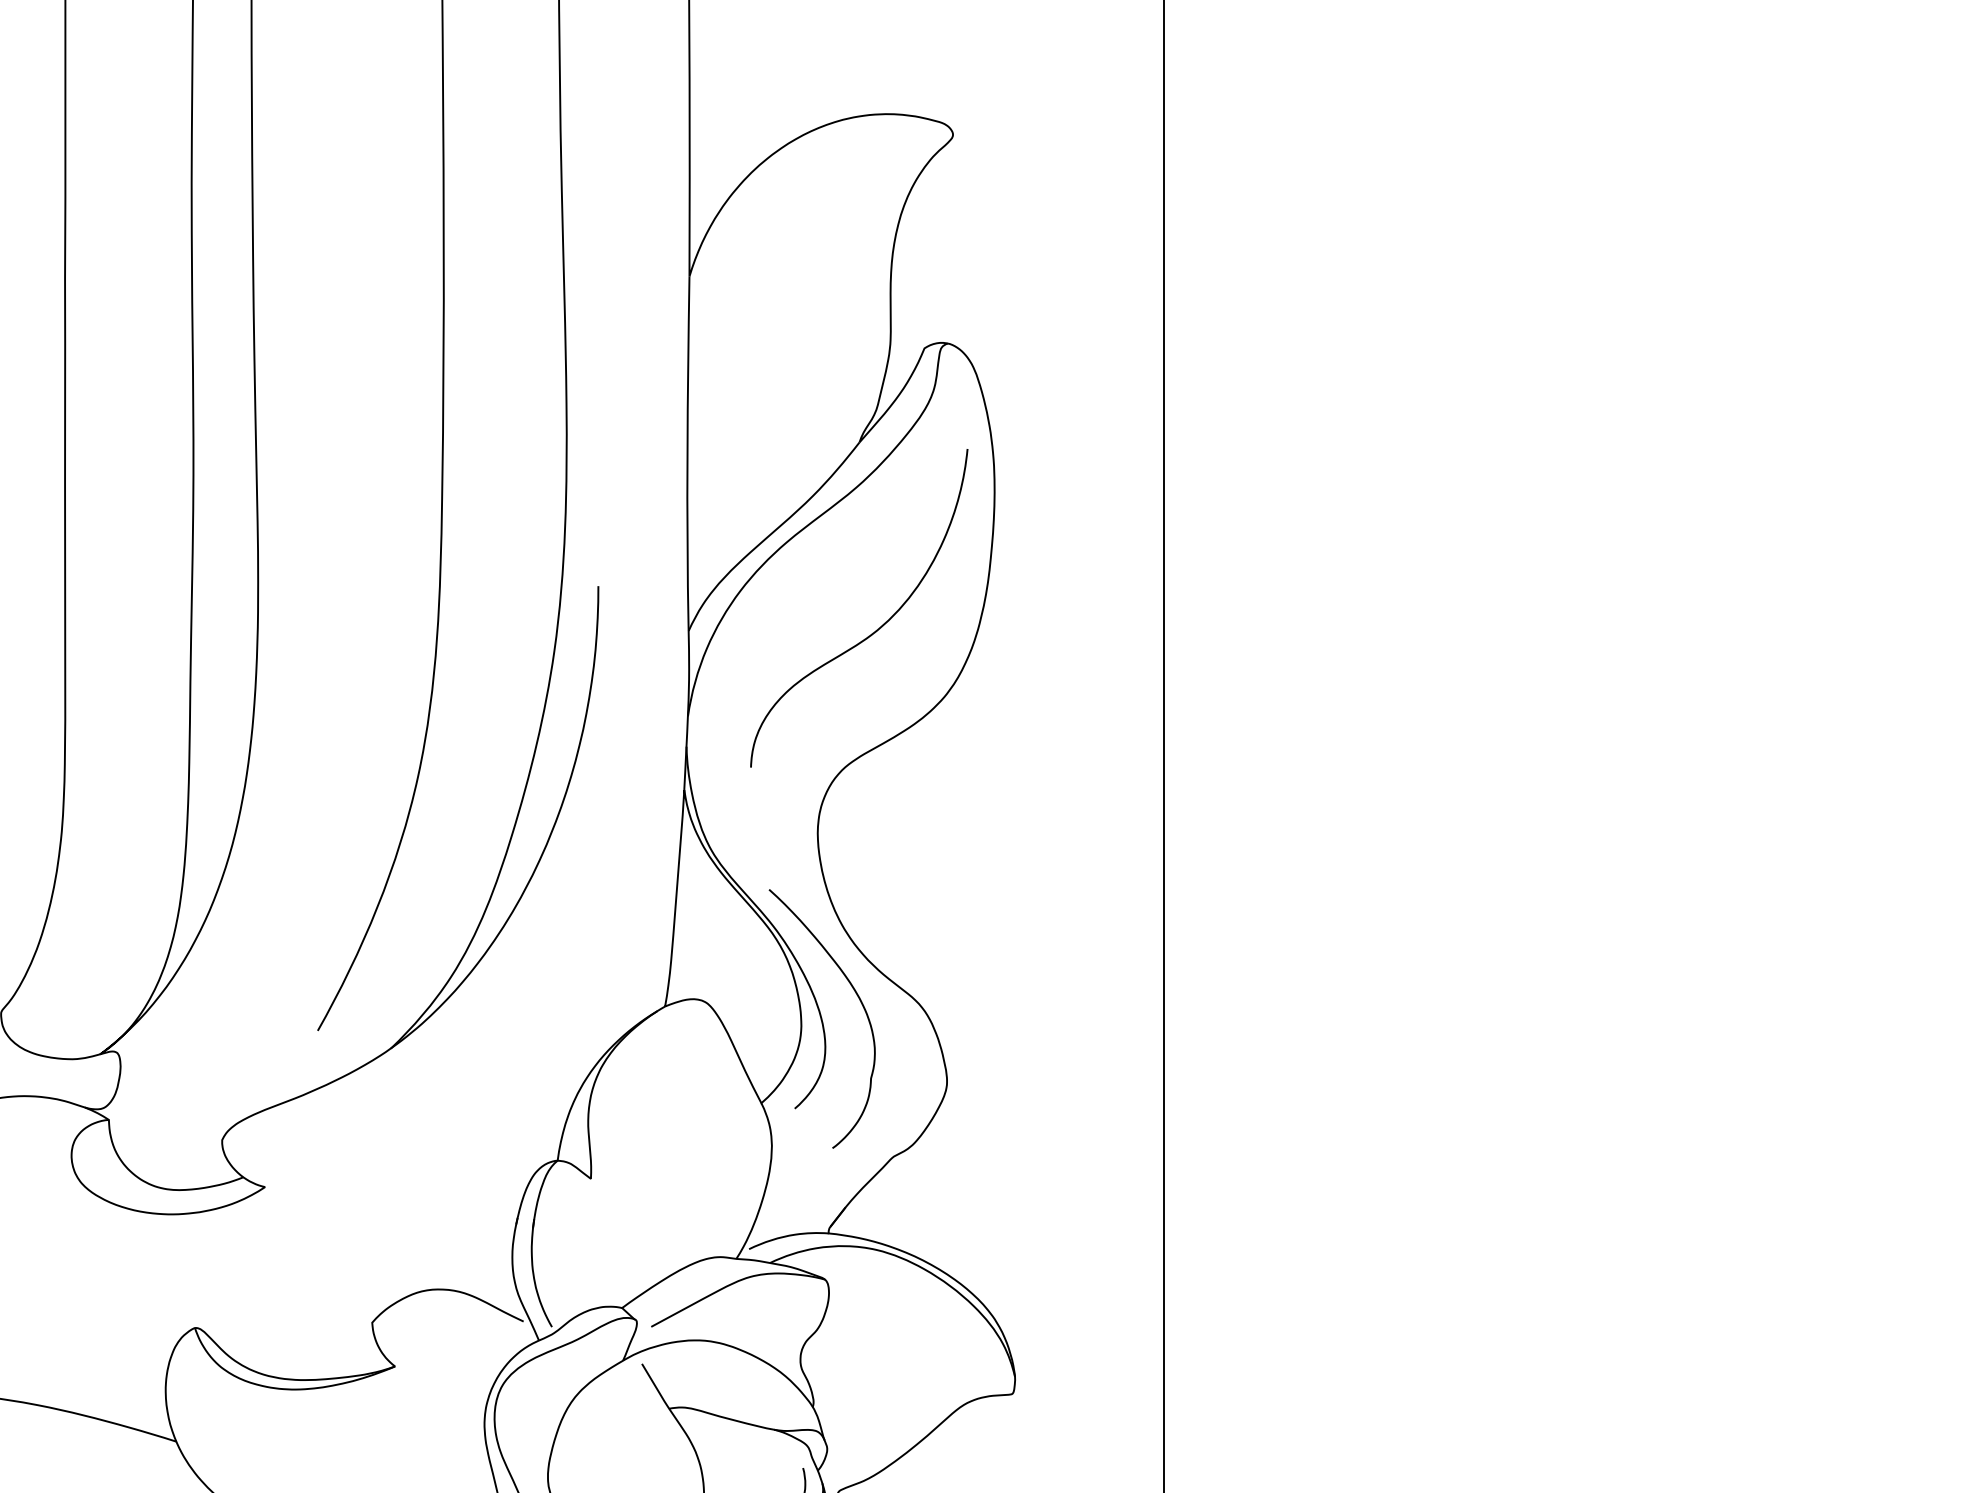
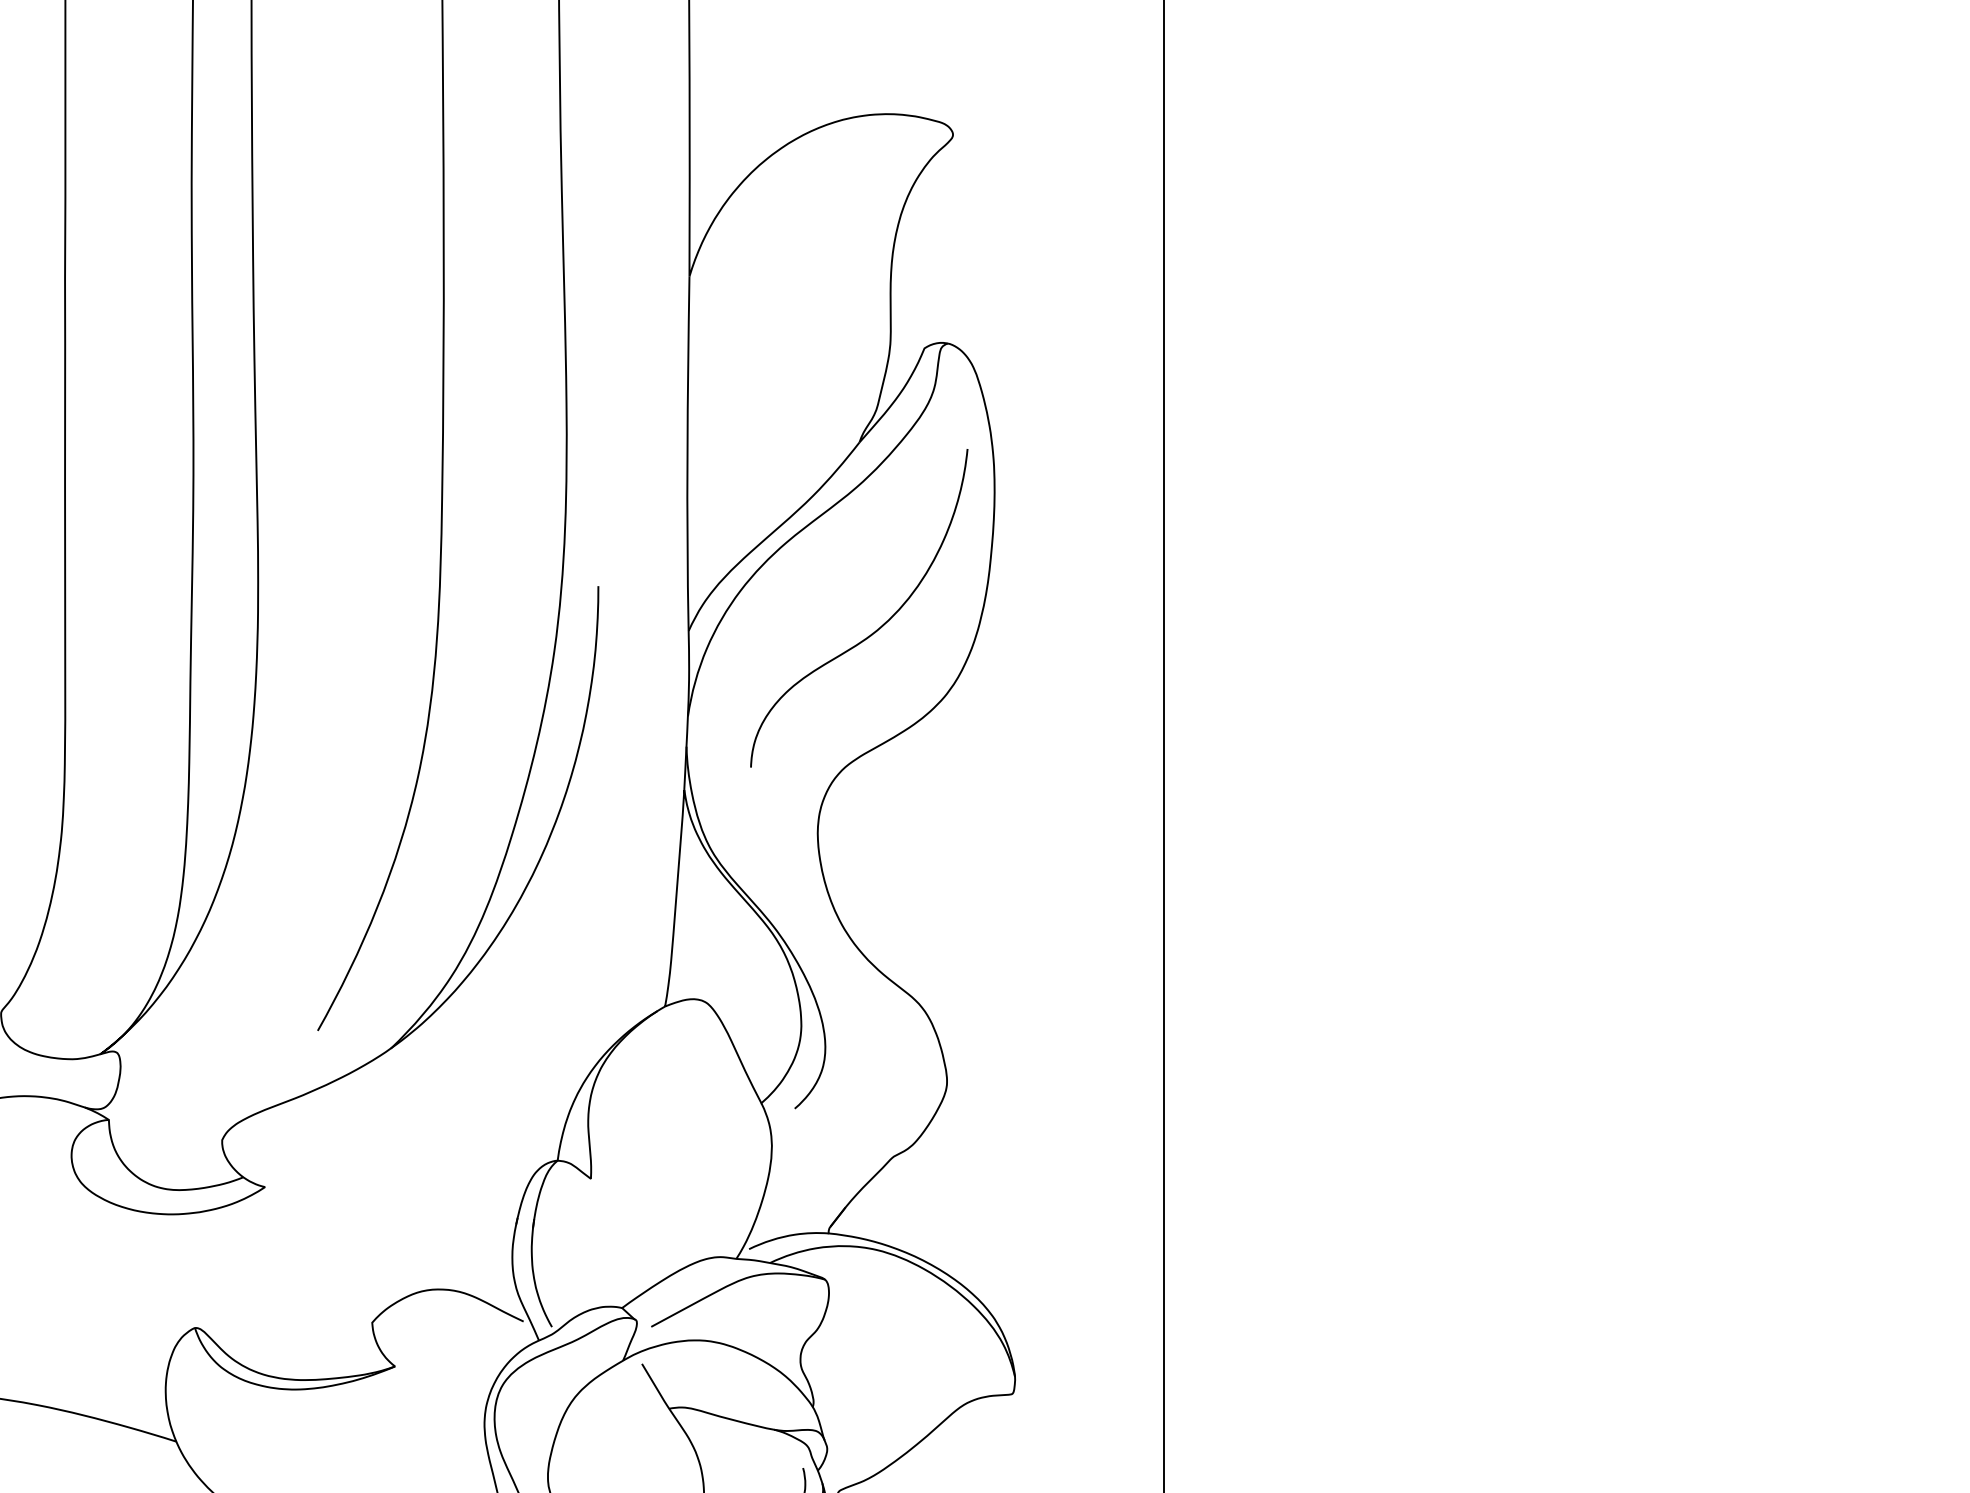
curve: present -> none (856, 995)
